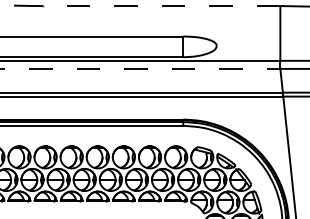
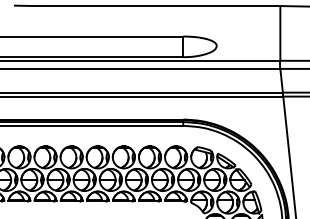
line: dashed -> solid (161, 6)
line: dashed -> solid (141, 68)
